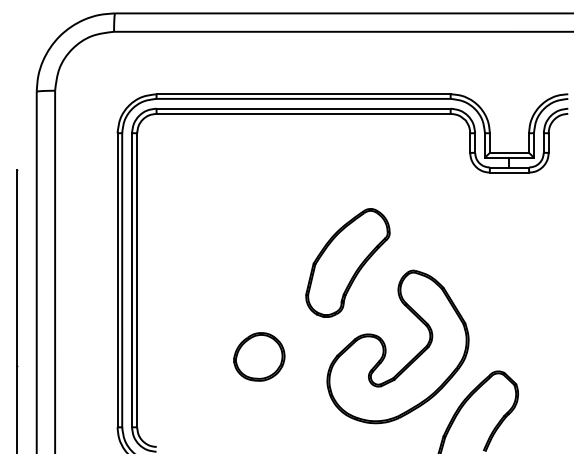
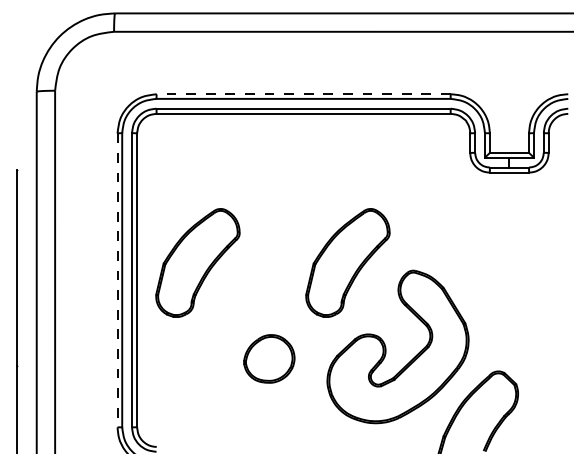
line: solid -> dashed (303, 94)
part: none -> present (197, 262)
line: solid -> dashed (117, 280)
part position: (259, 356) -> (269, 358) (269, 358)
